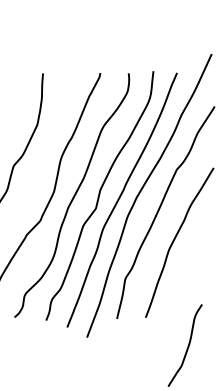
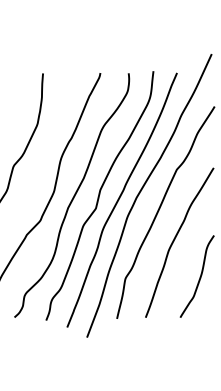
curve position: (187, 345) -> (199, 276) (199, 276)
